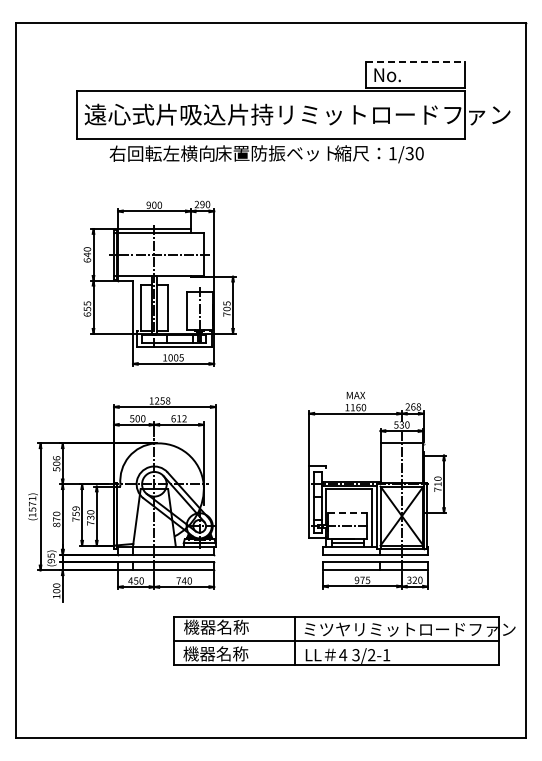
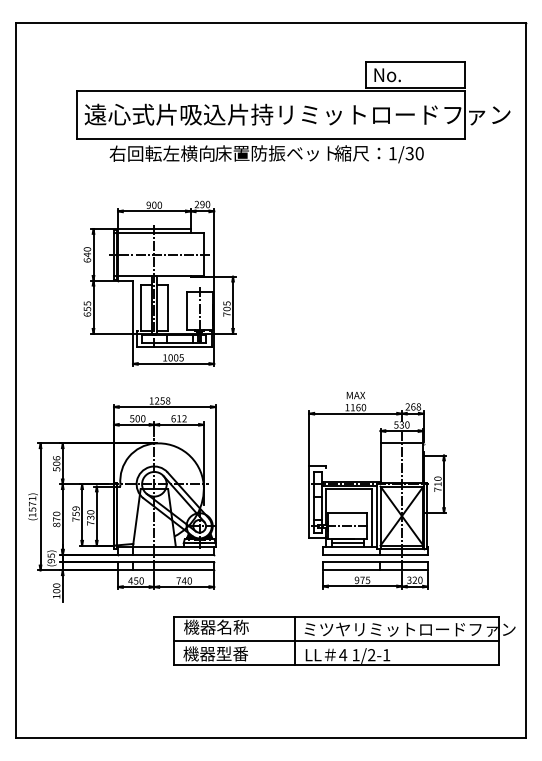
line: dashed -> solid (415, 62)
line: dashed -> solid (348, 513)
text: 機器名称 -> 機器型番 (232, 653)
text: 3/2-1 -> 1/2-1 (355, 655)
